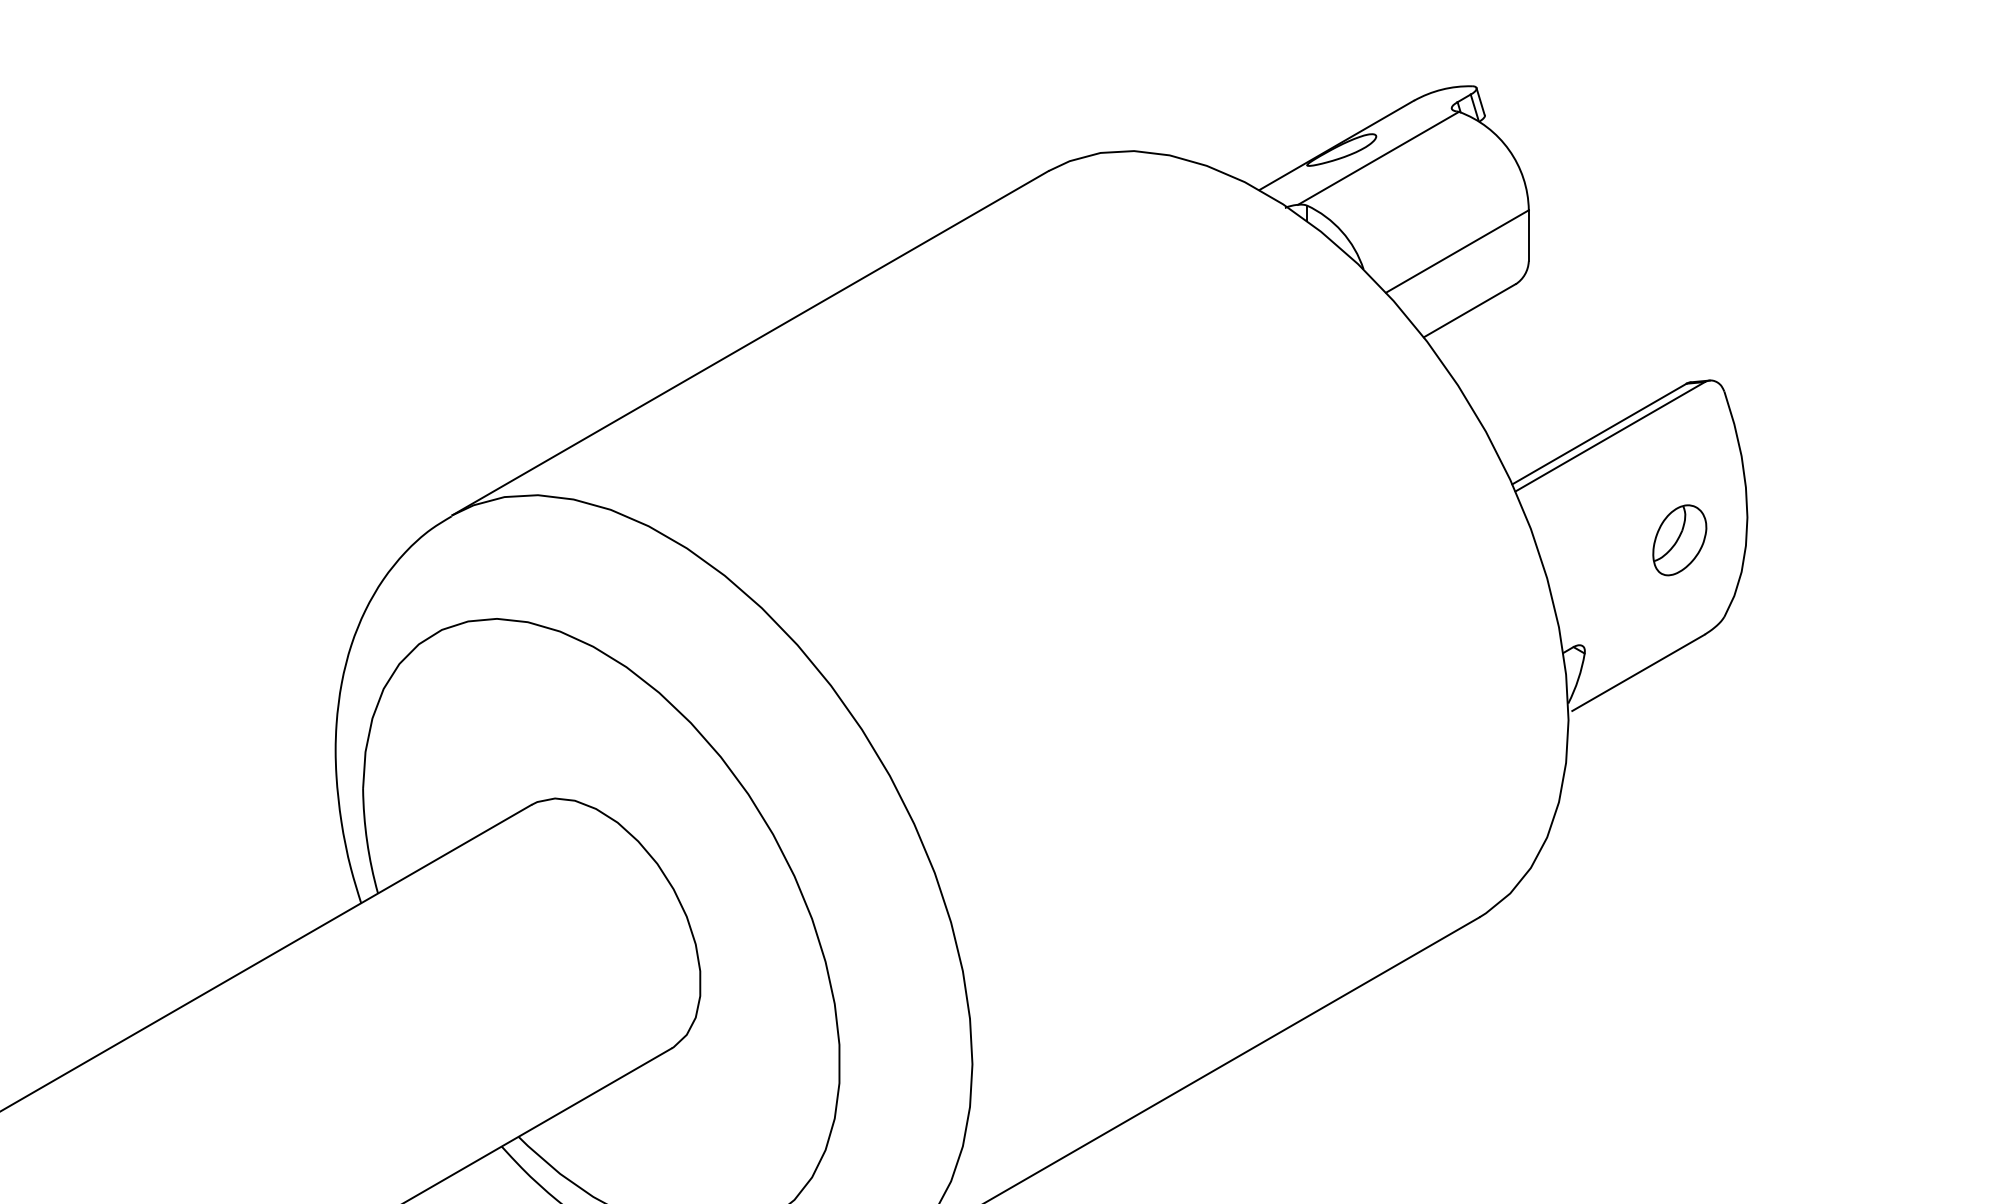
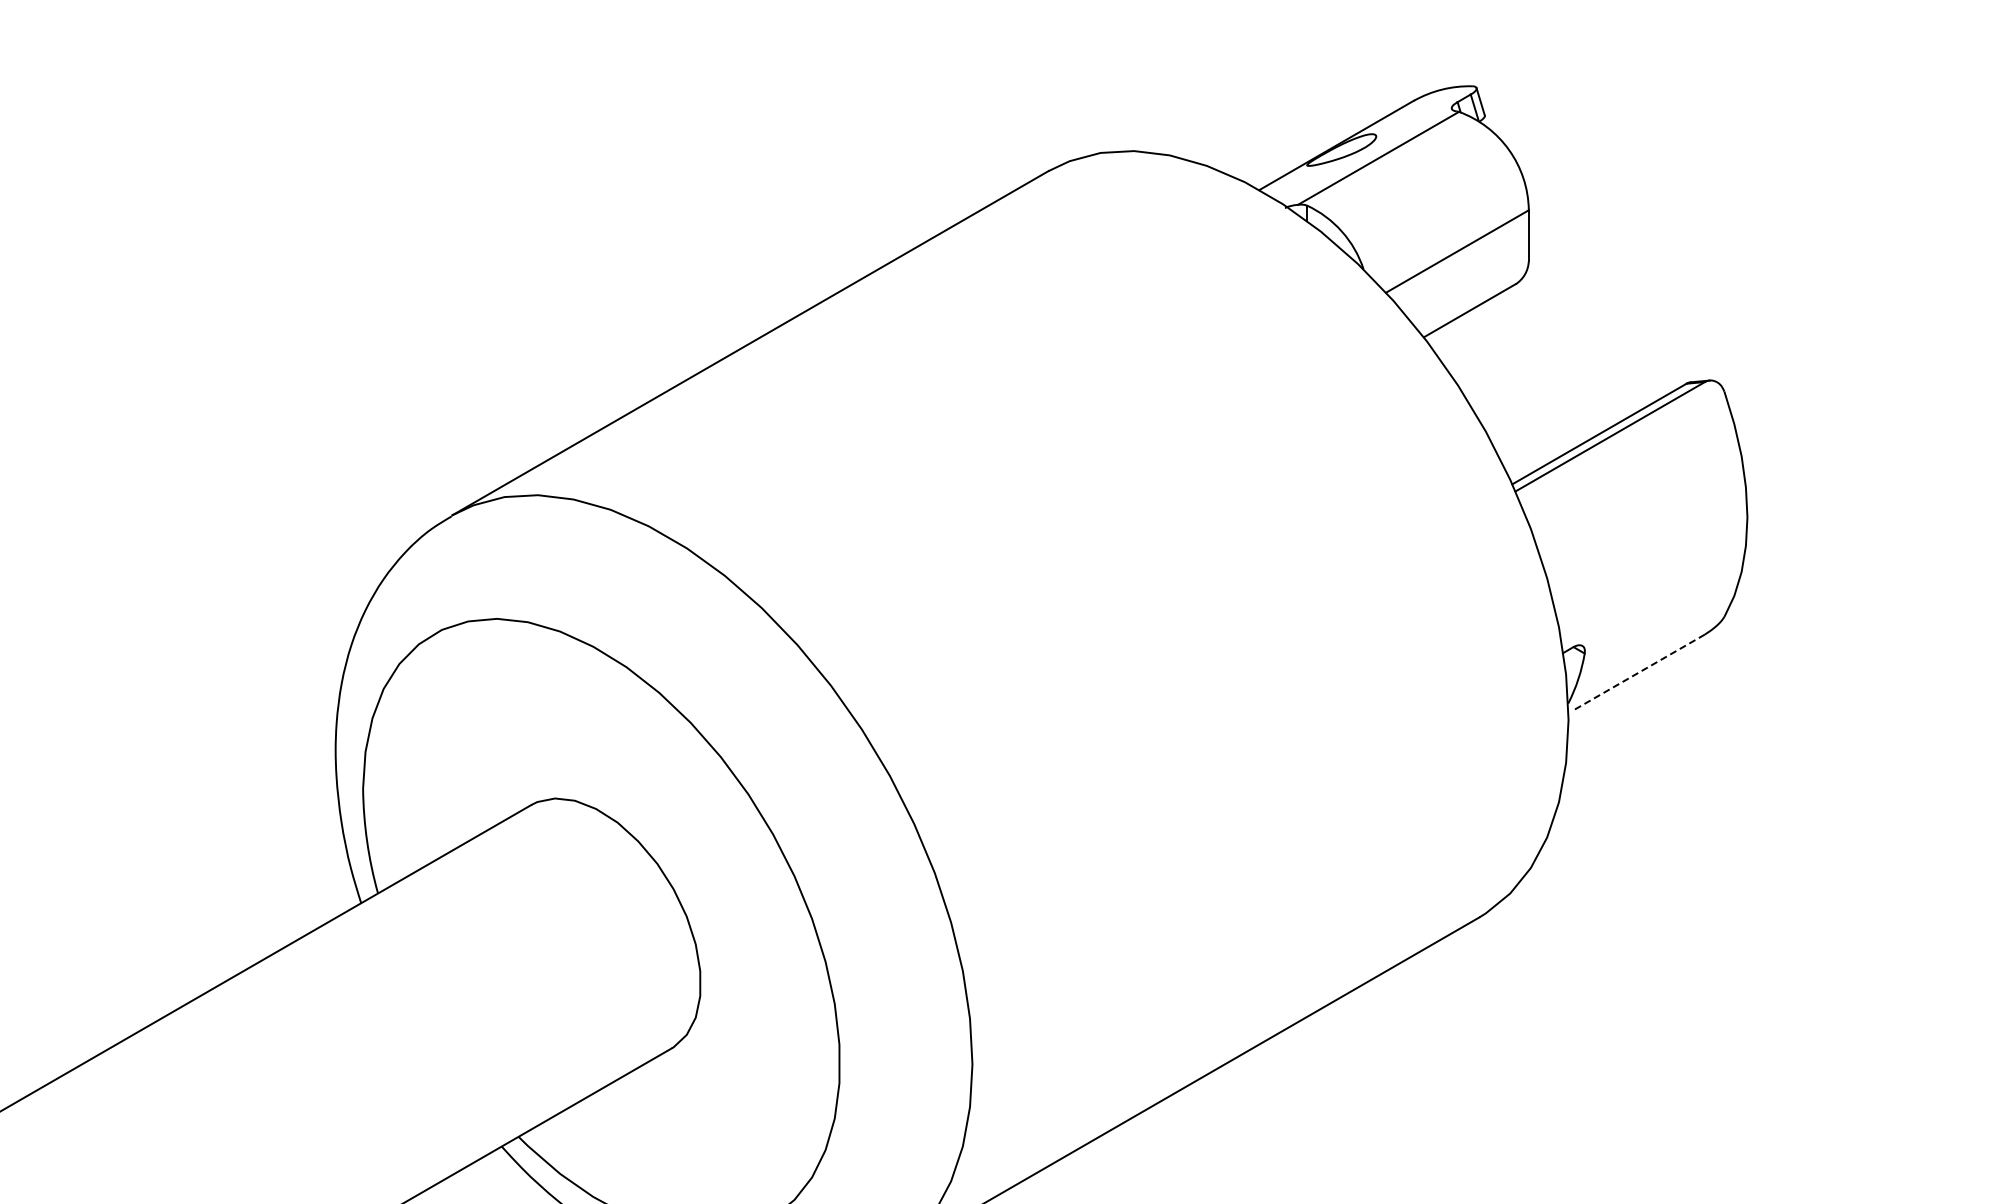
part: present -> none (1679, 540)
line: solid -> dashed (1638, 672)
